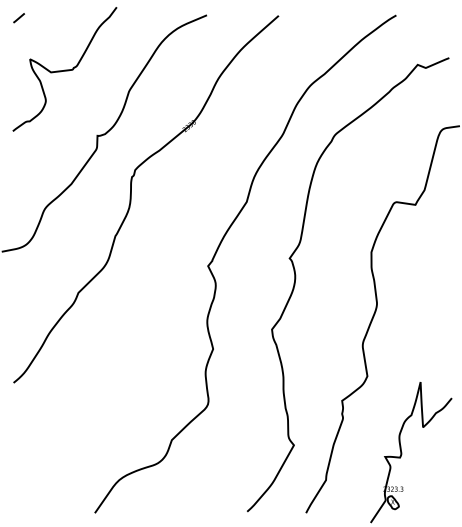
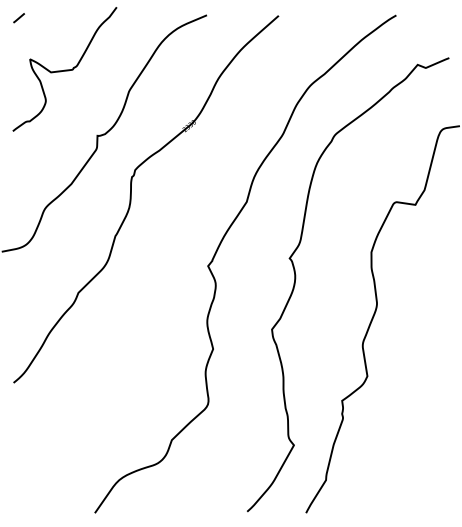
part: present -> none (402, 452)
